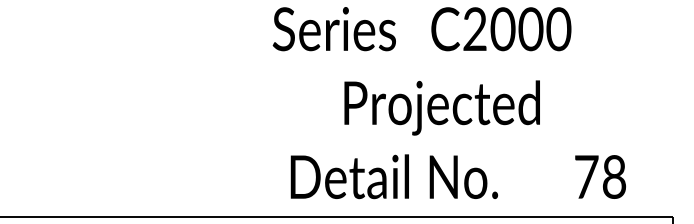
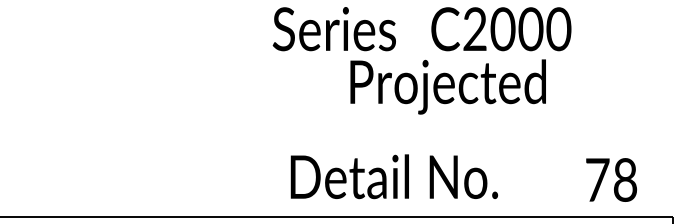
text position: (441, 107) -> (447, 86) (447, 86)
text position: (600, 176) -> (611, 179) (611, 179)
